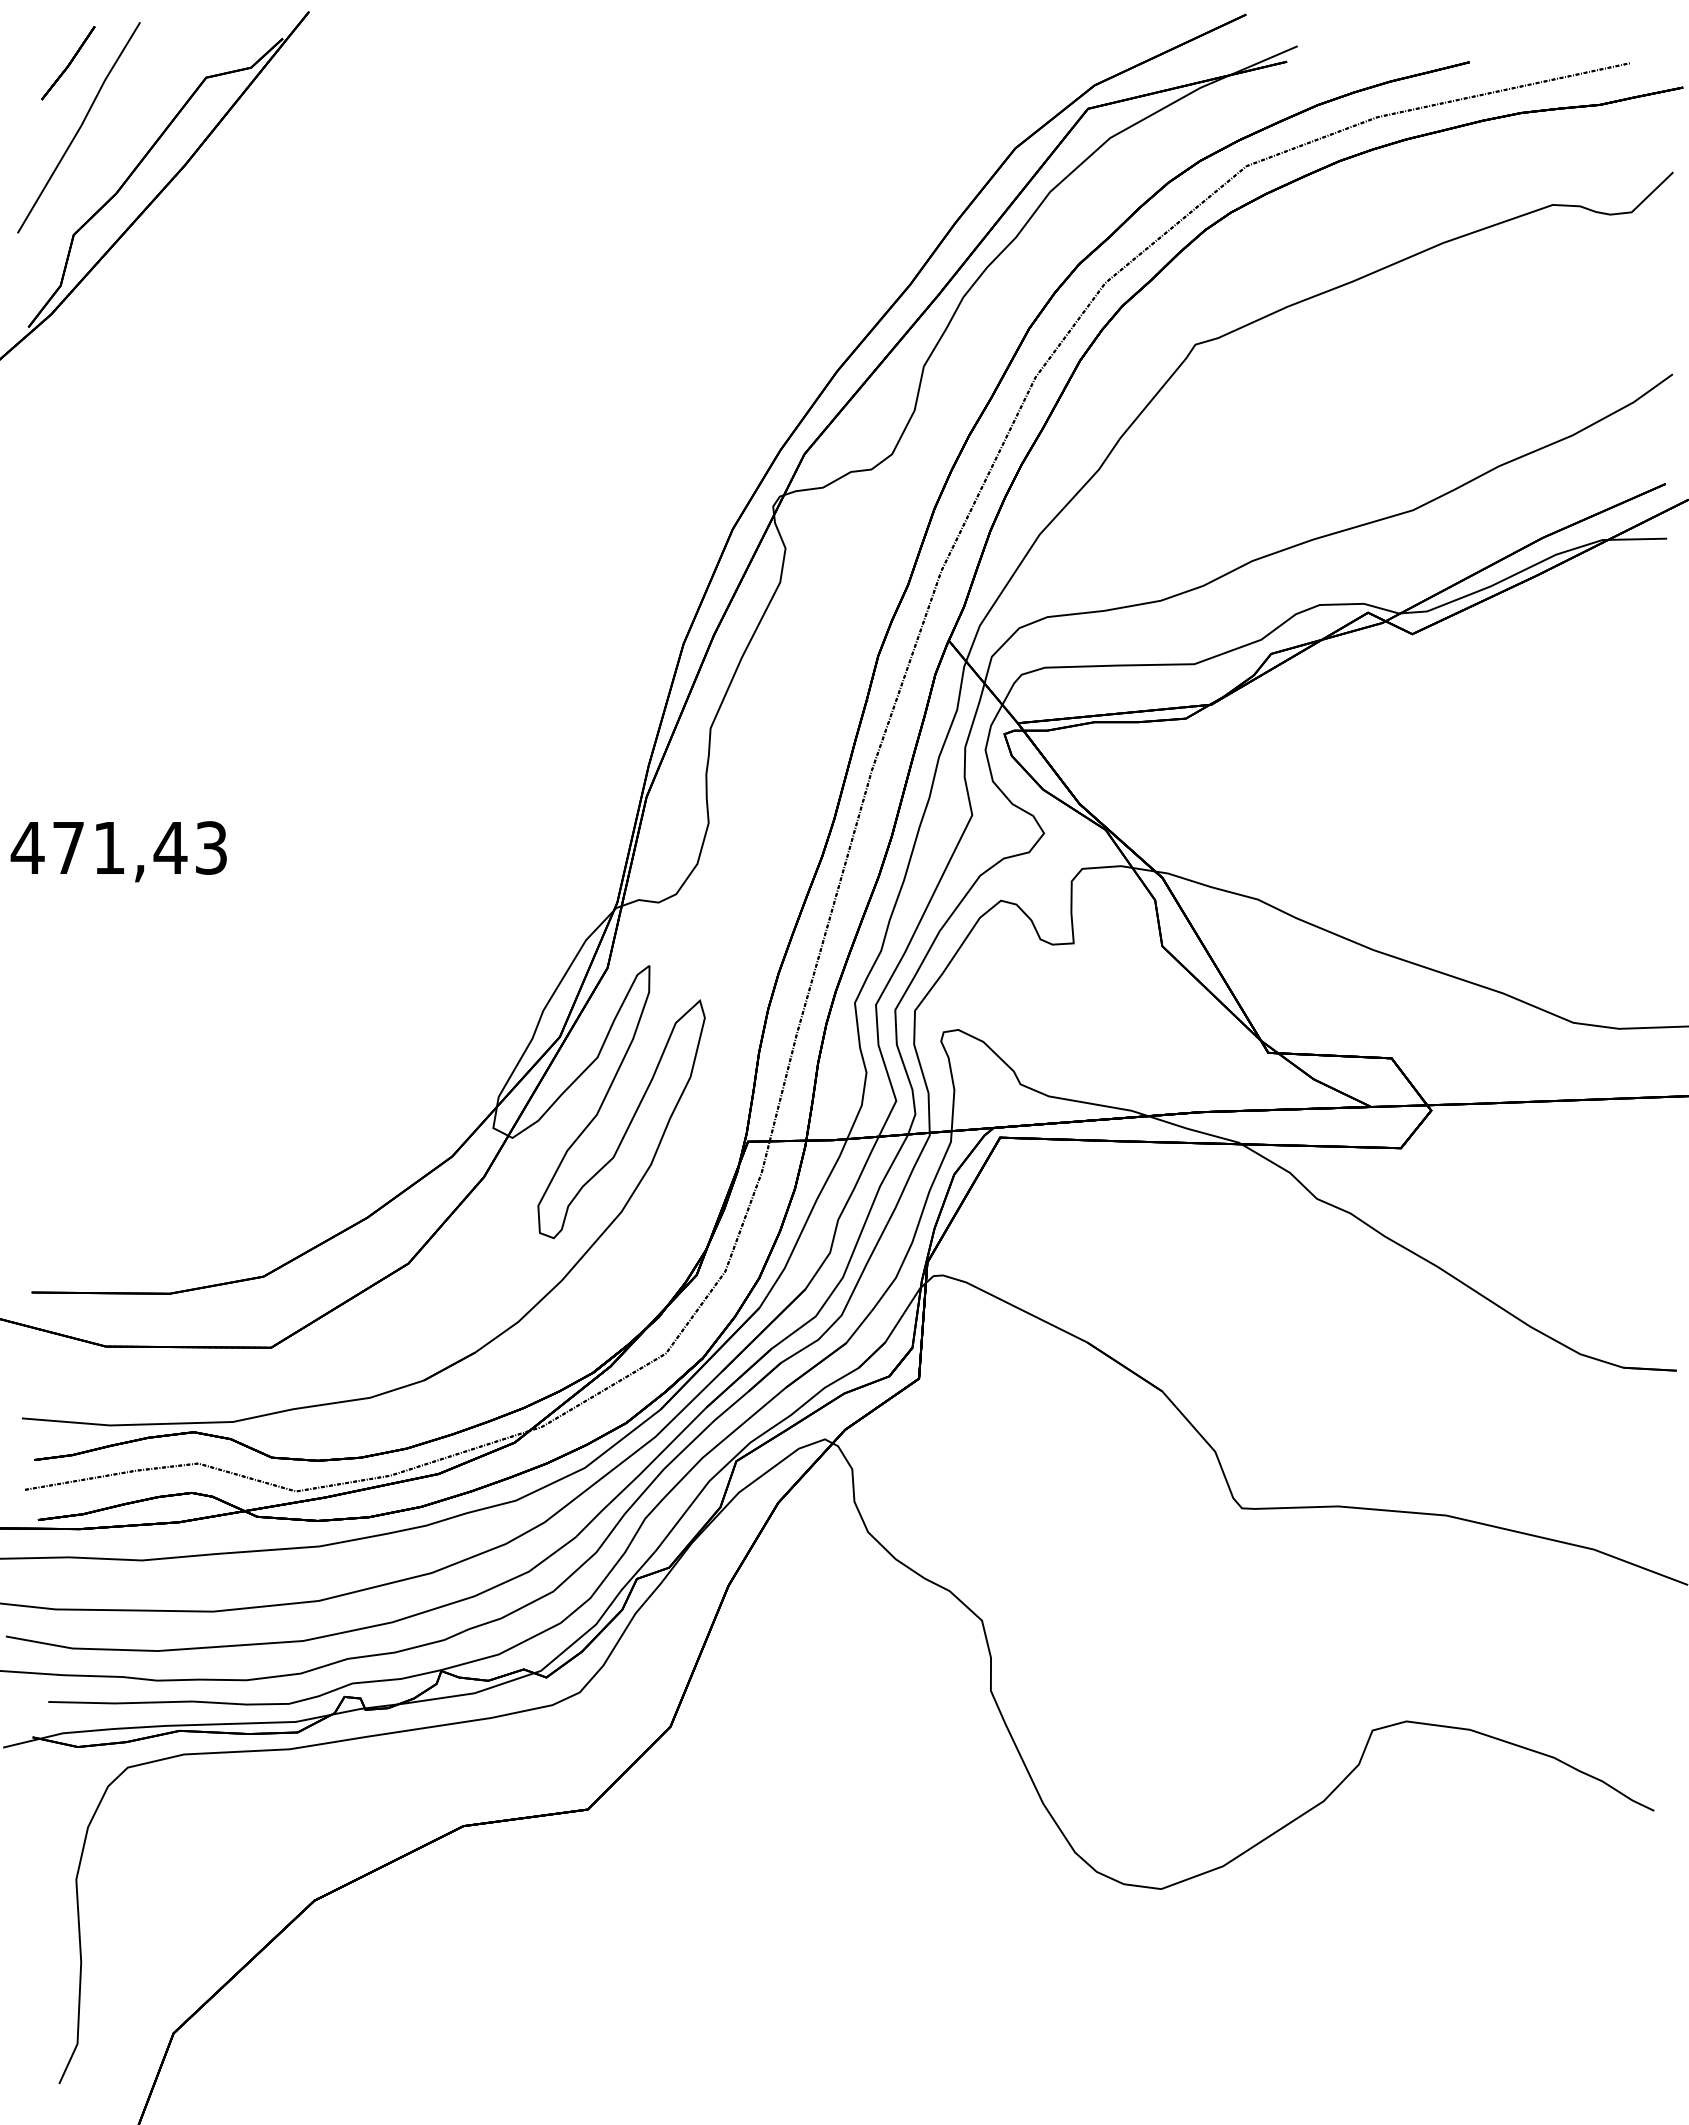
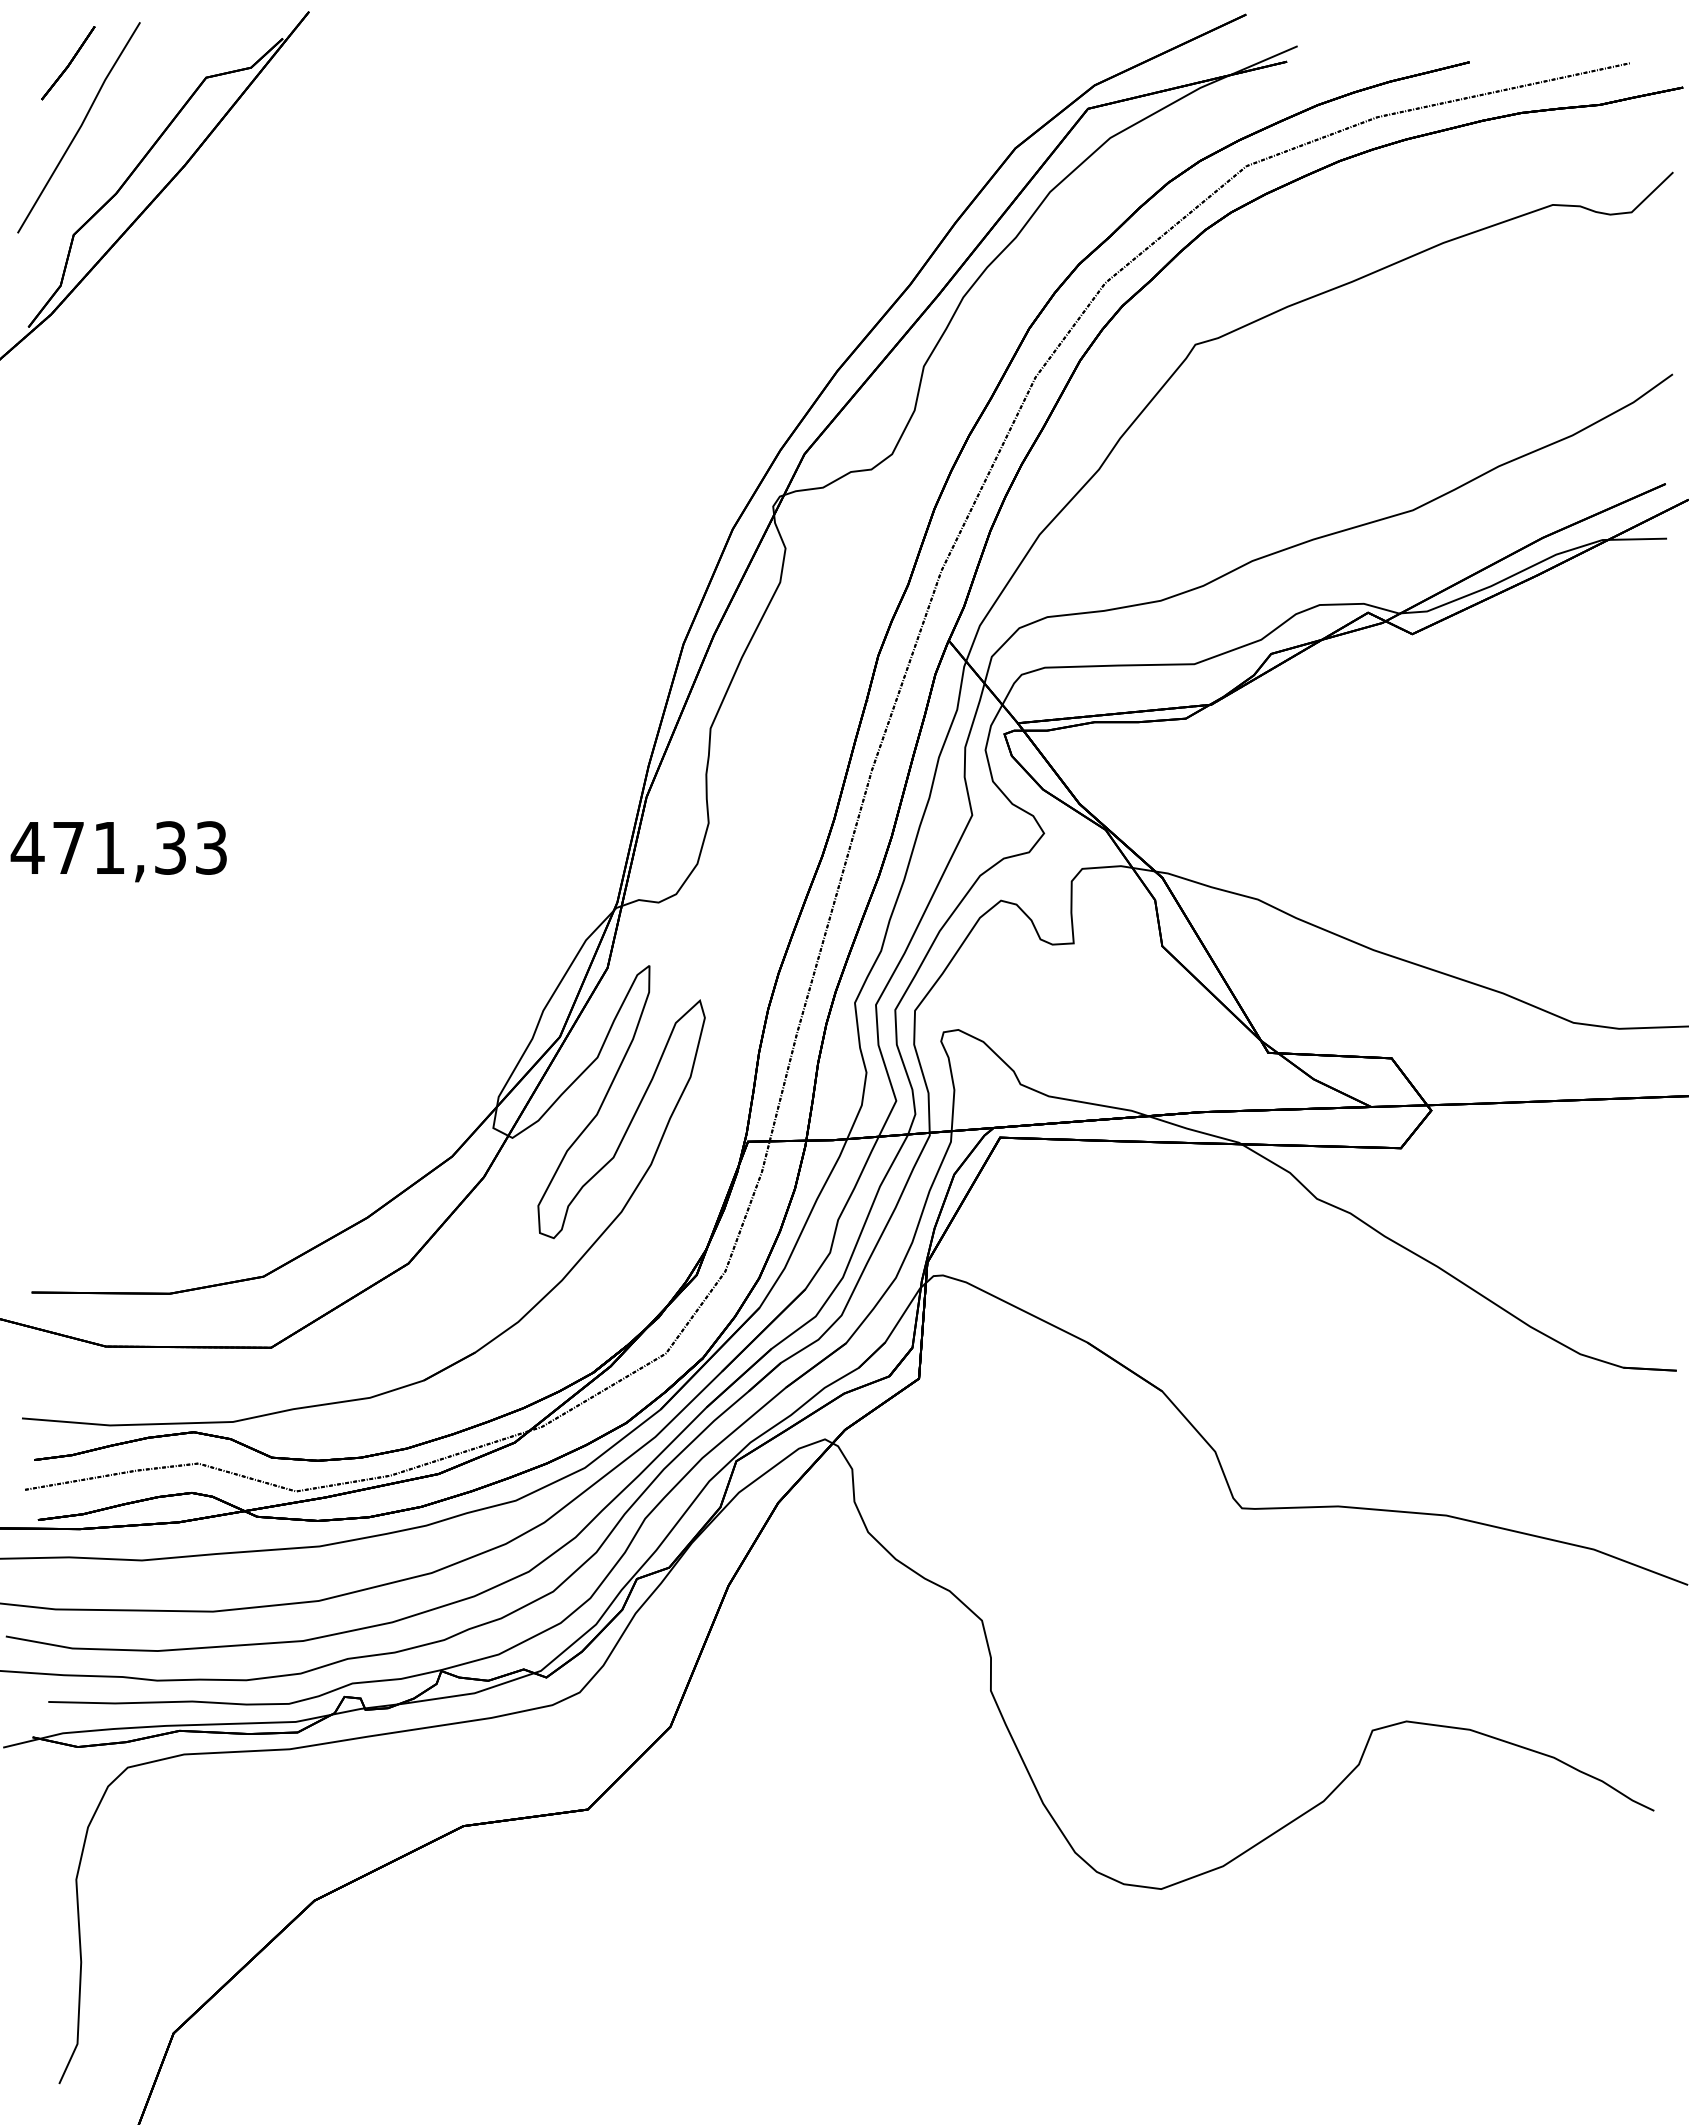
text: 471,43 -> 471,33 (170, 847)
